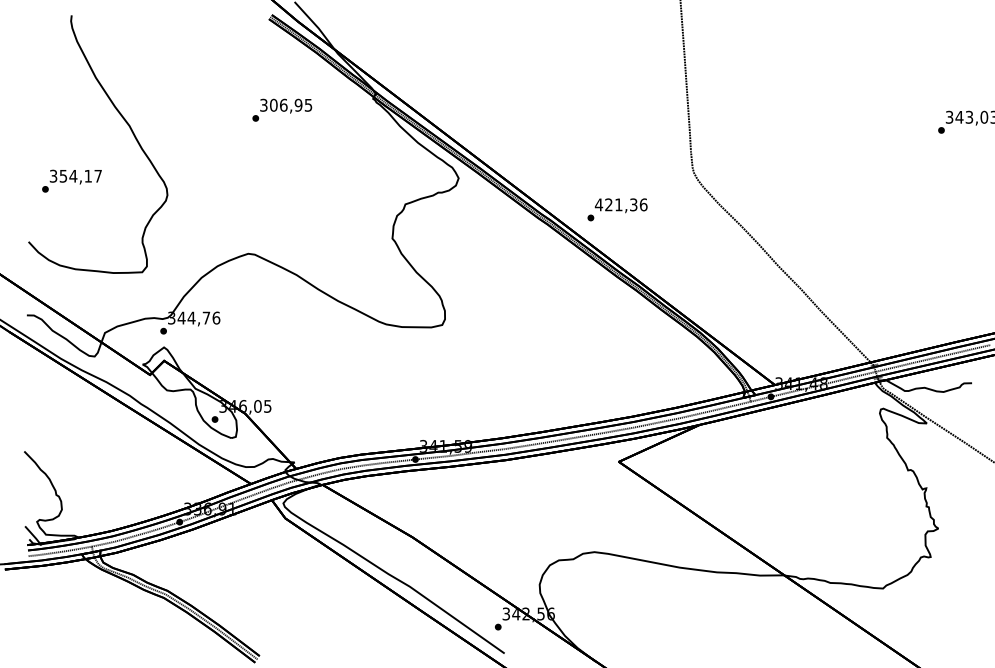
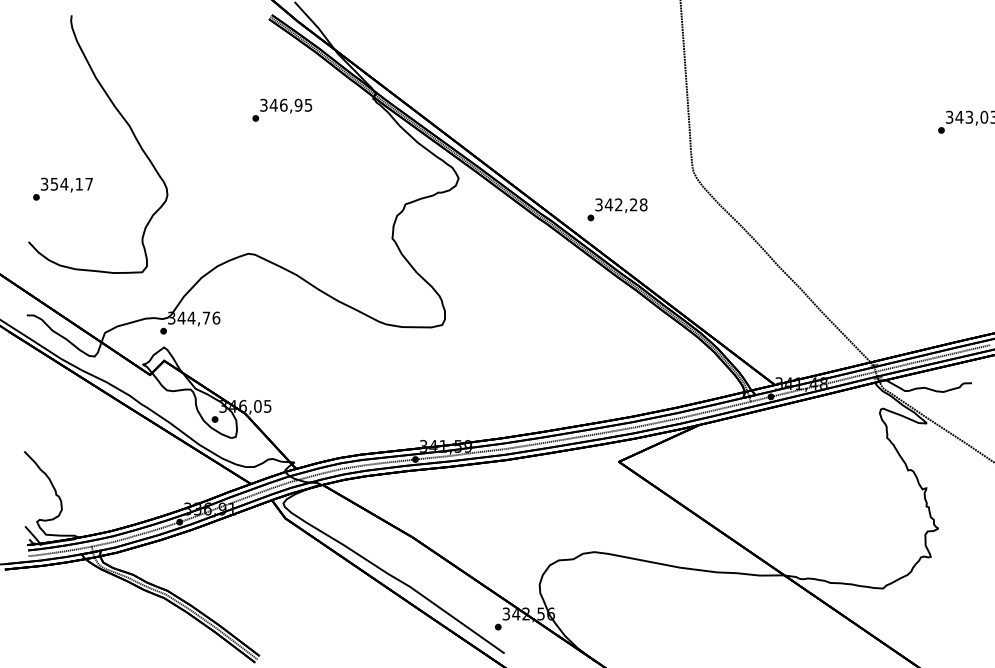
text: 306,95 -> 346,95 (273, 104)
text position: (71, 180) -> (62, 188) (62, 188)
text: 421,36 -> 342,28 (620, 204)
